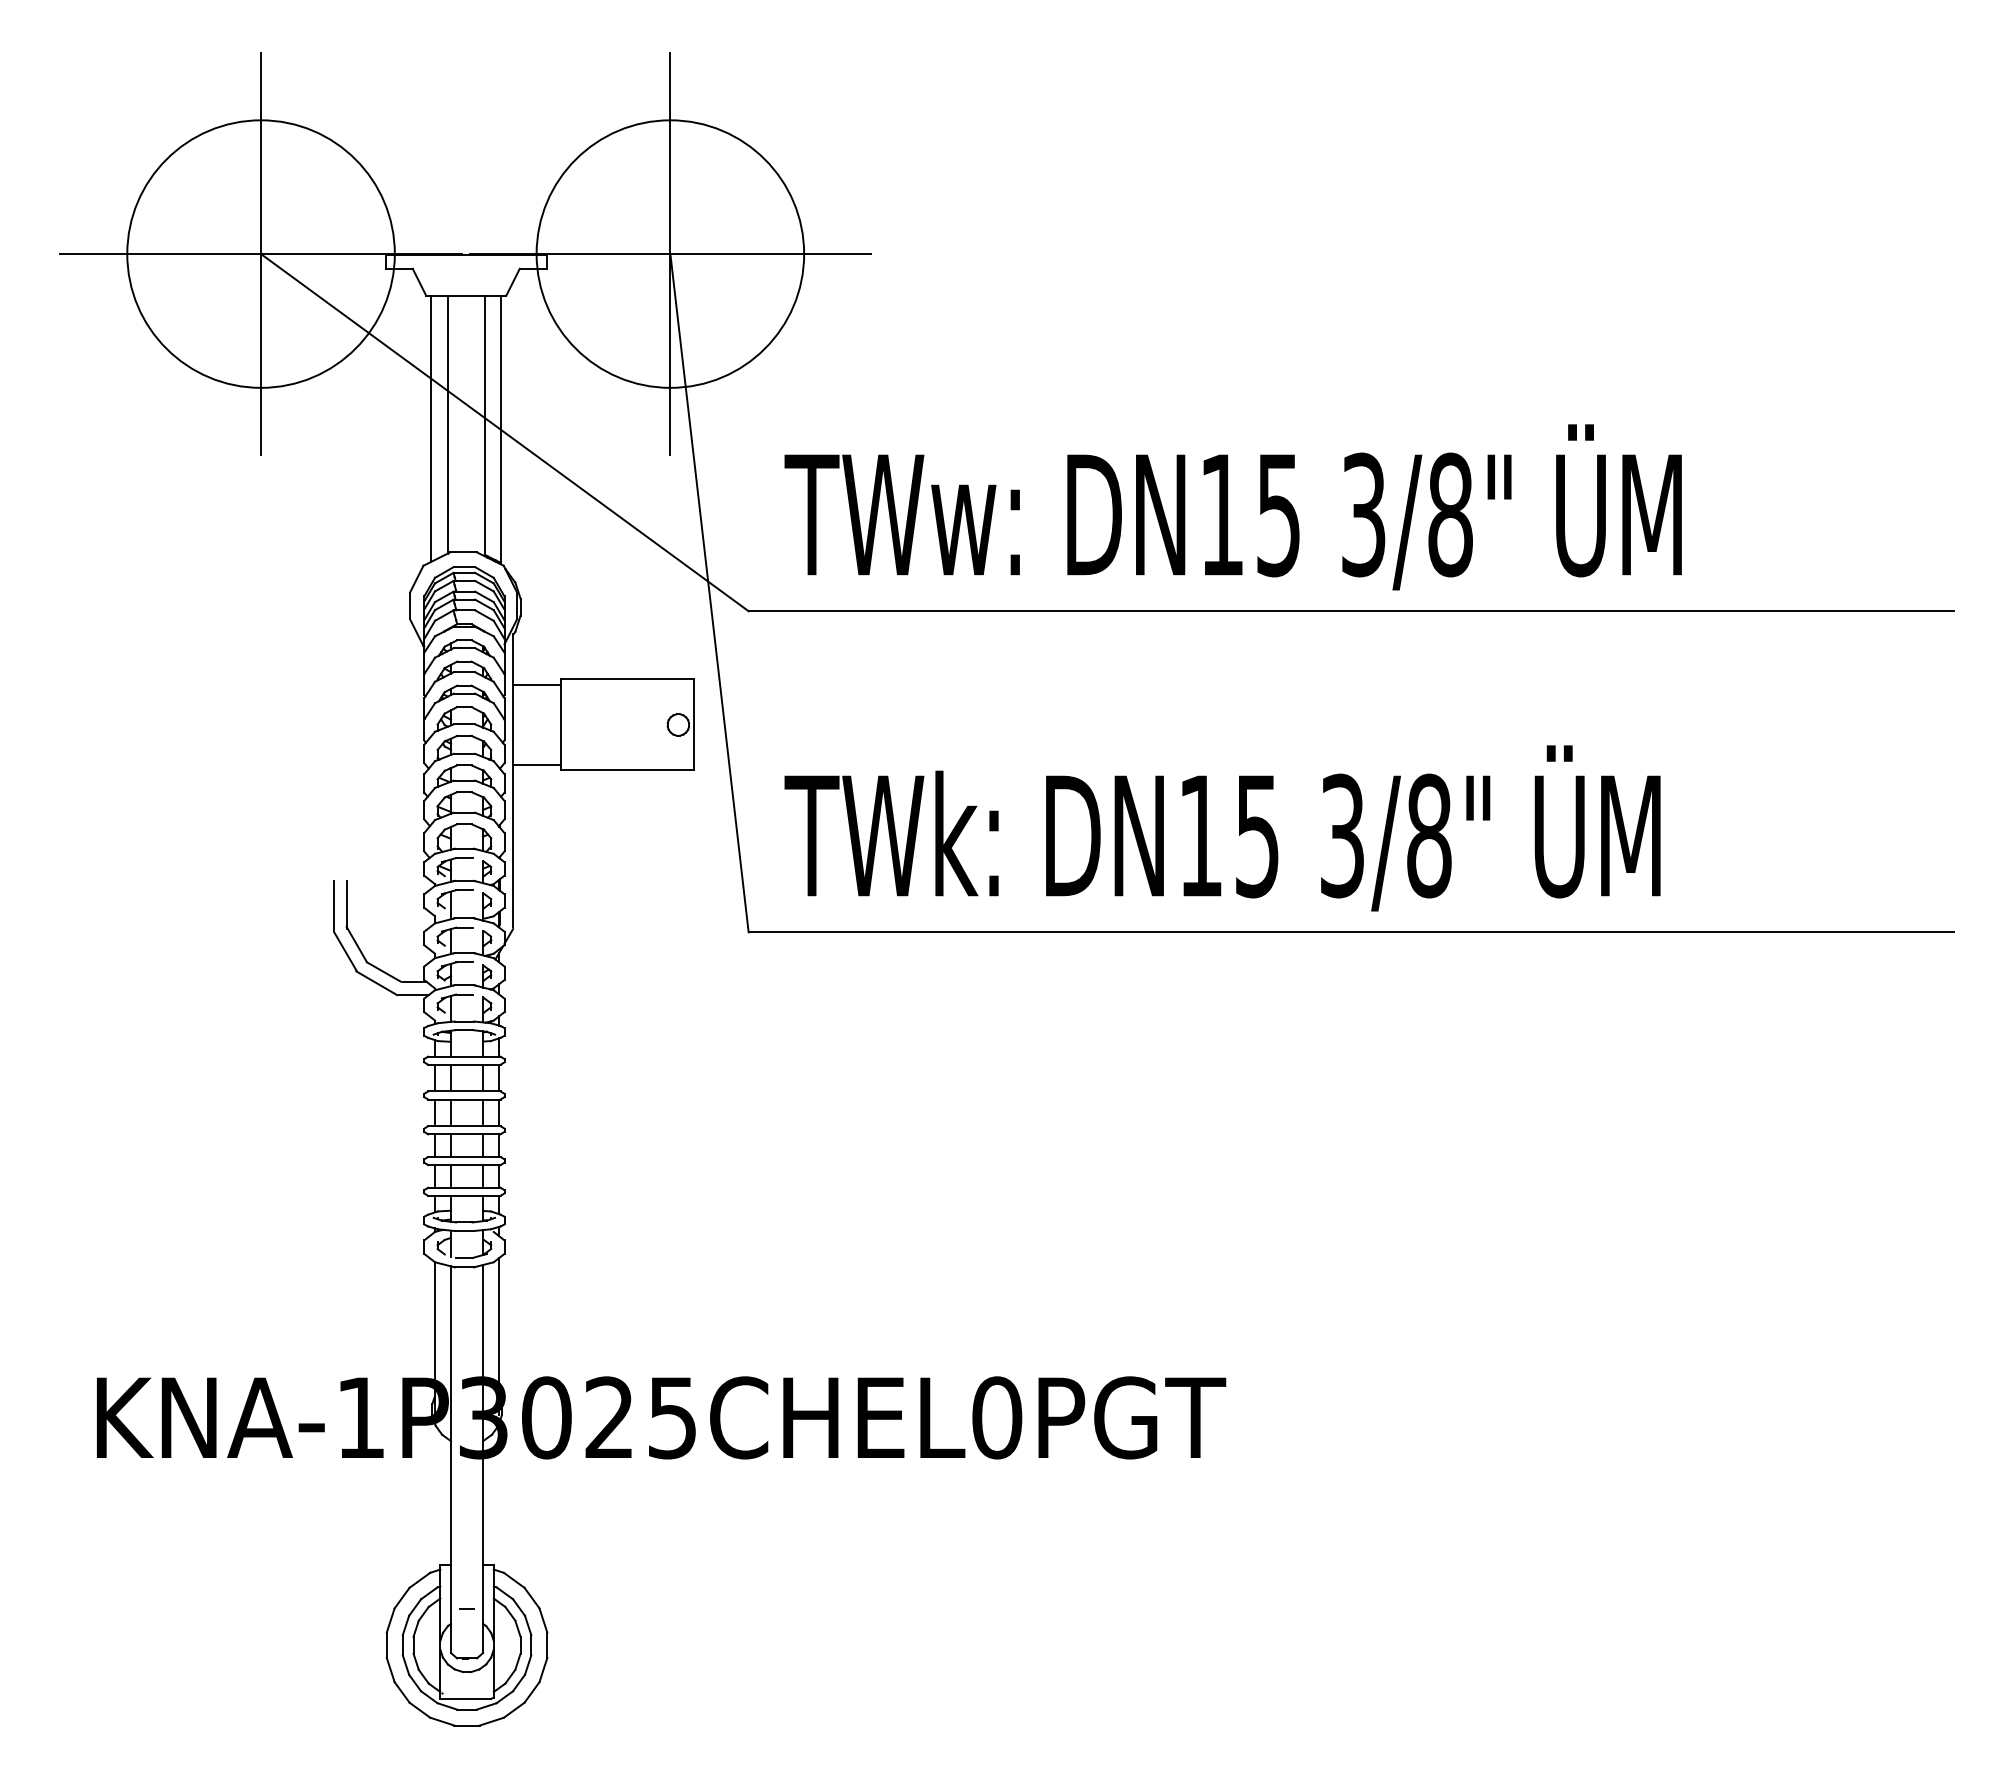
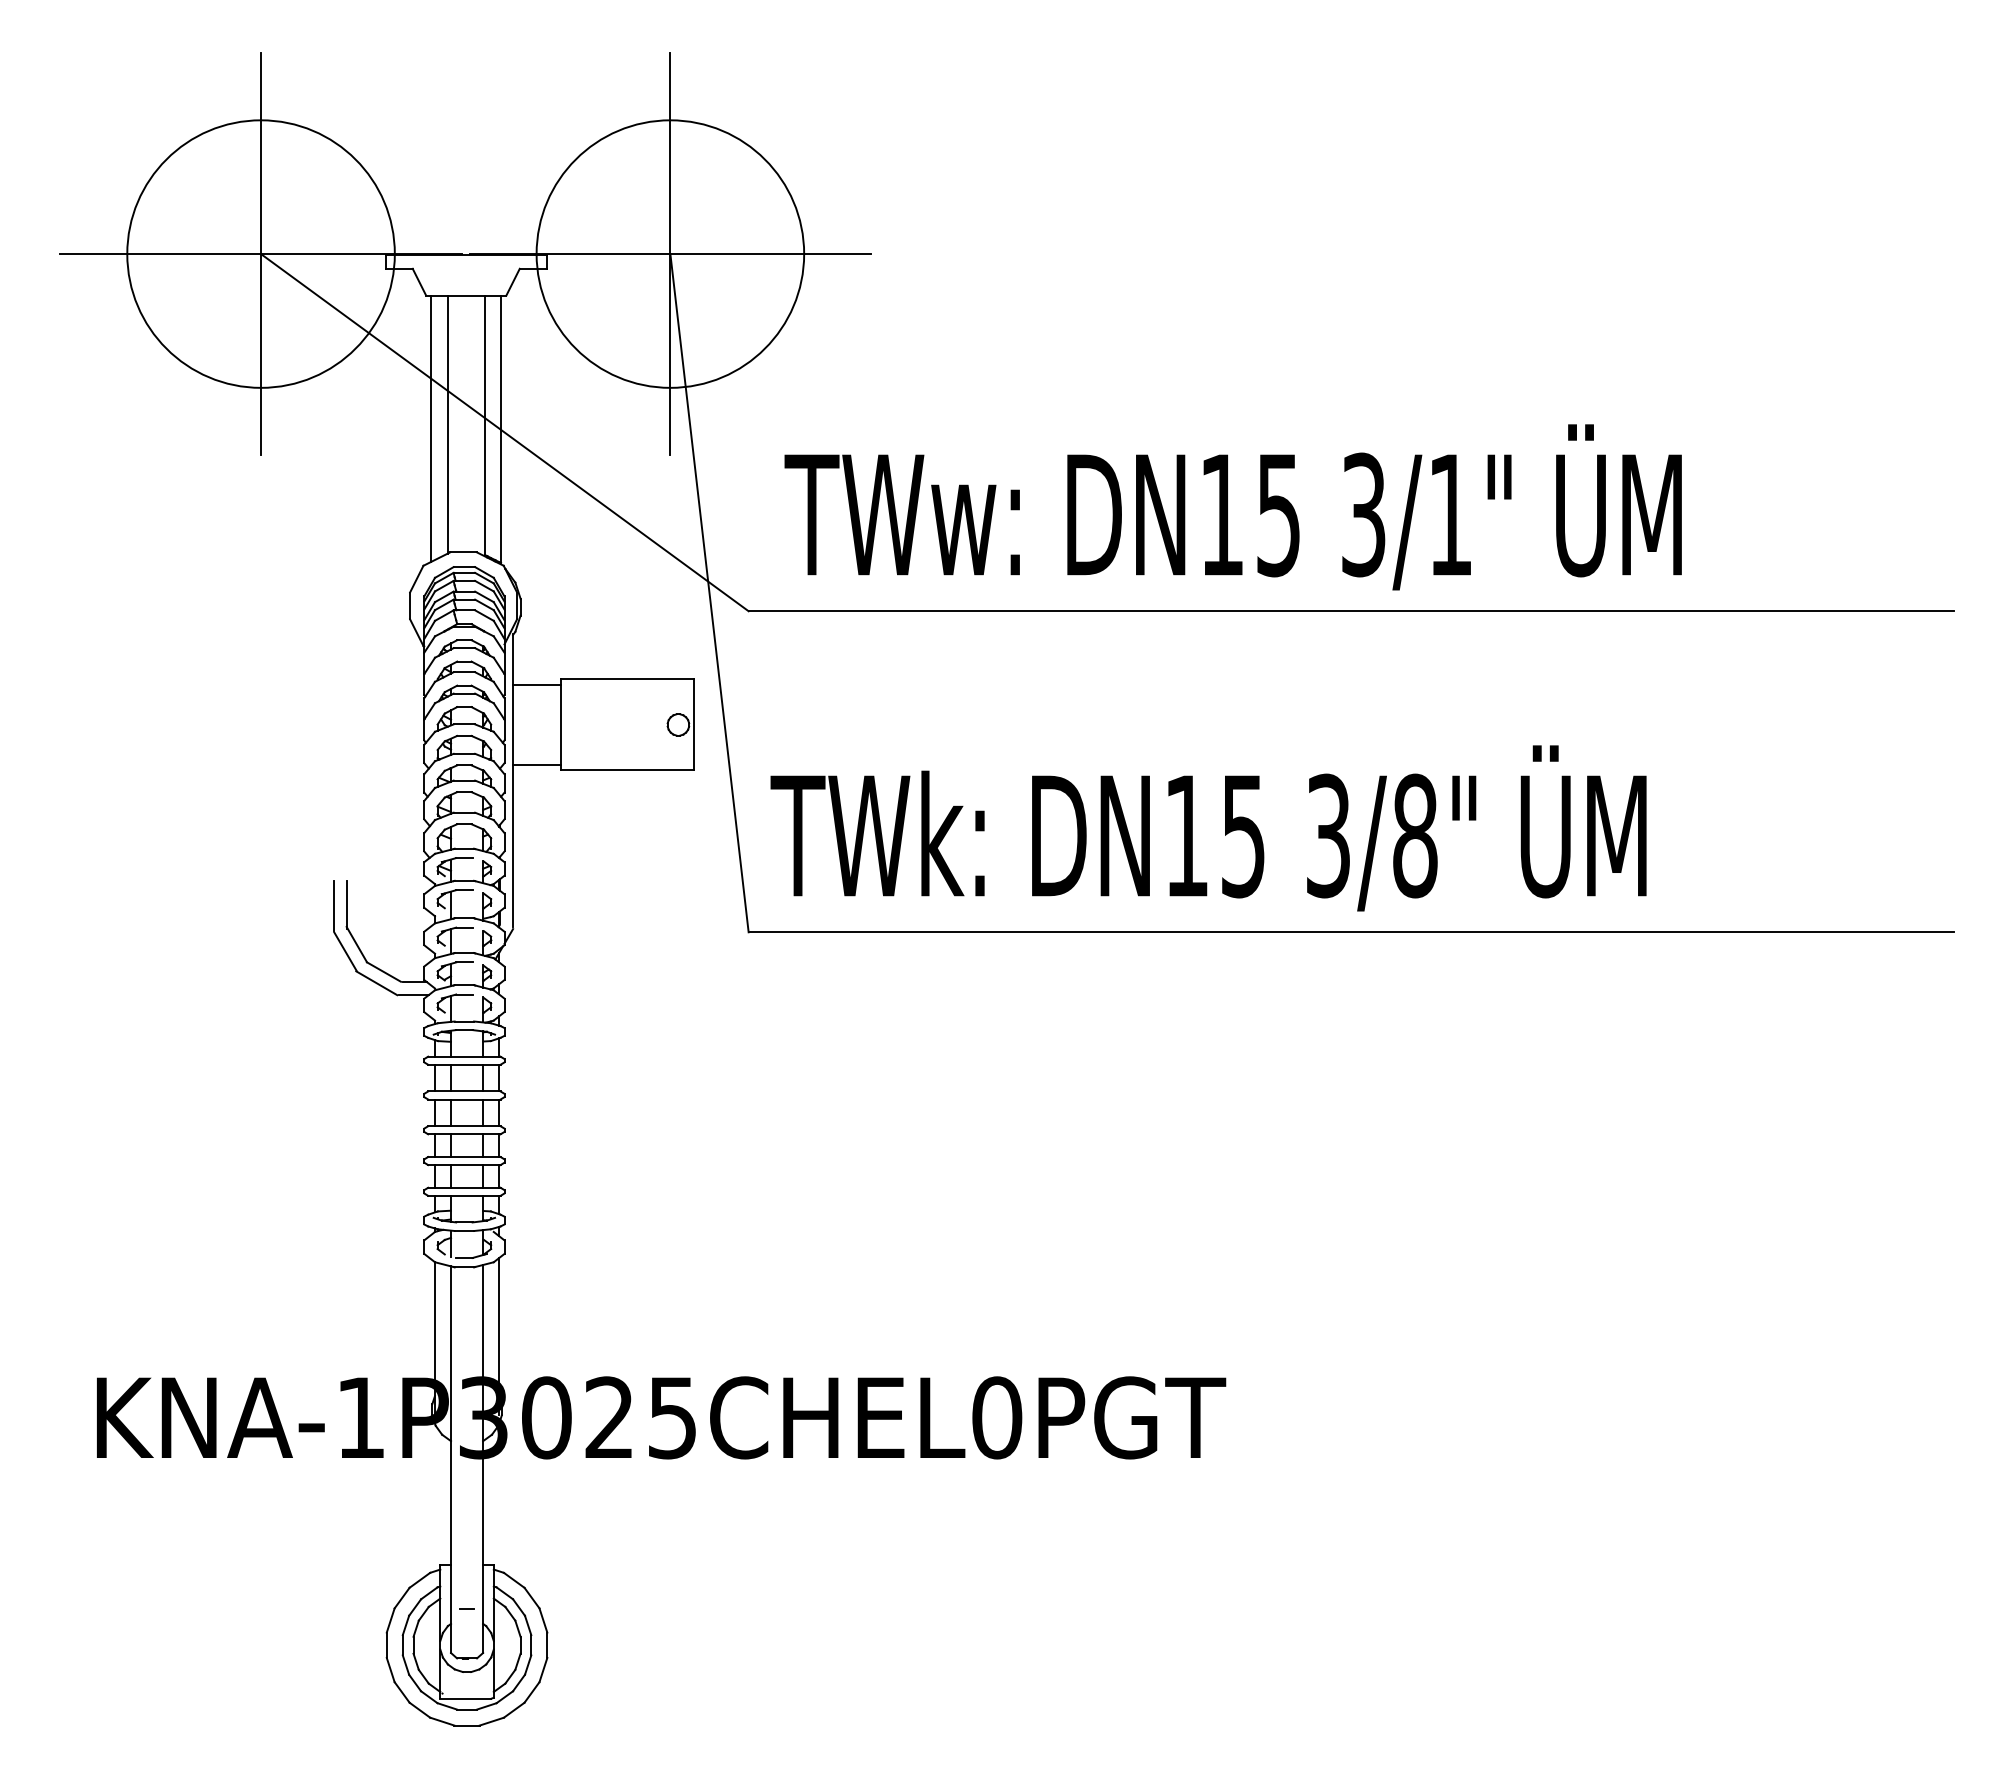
text: 3/8" -> 3/1" (1450, 514)
text position: (1222, 828) -> (1208, 828) (1208, 828)
